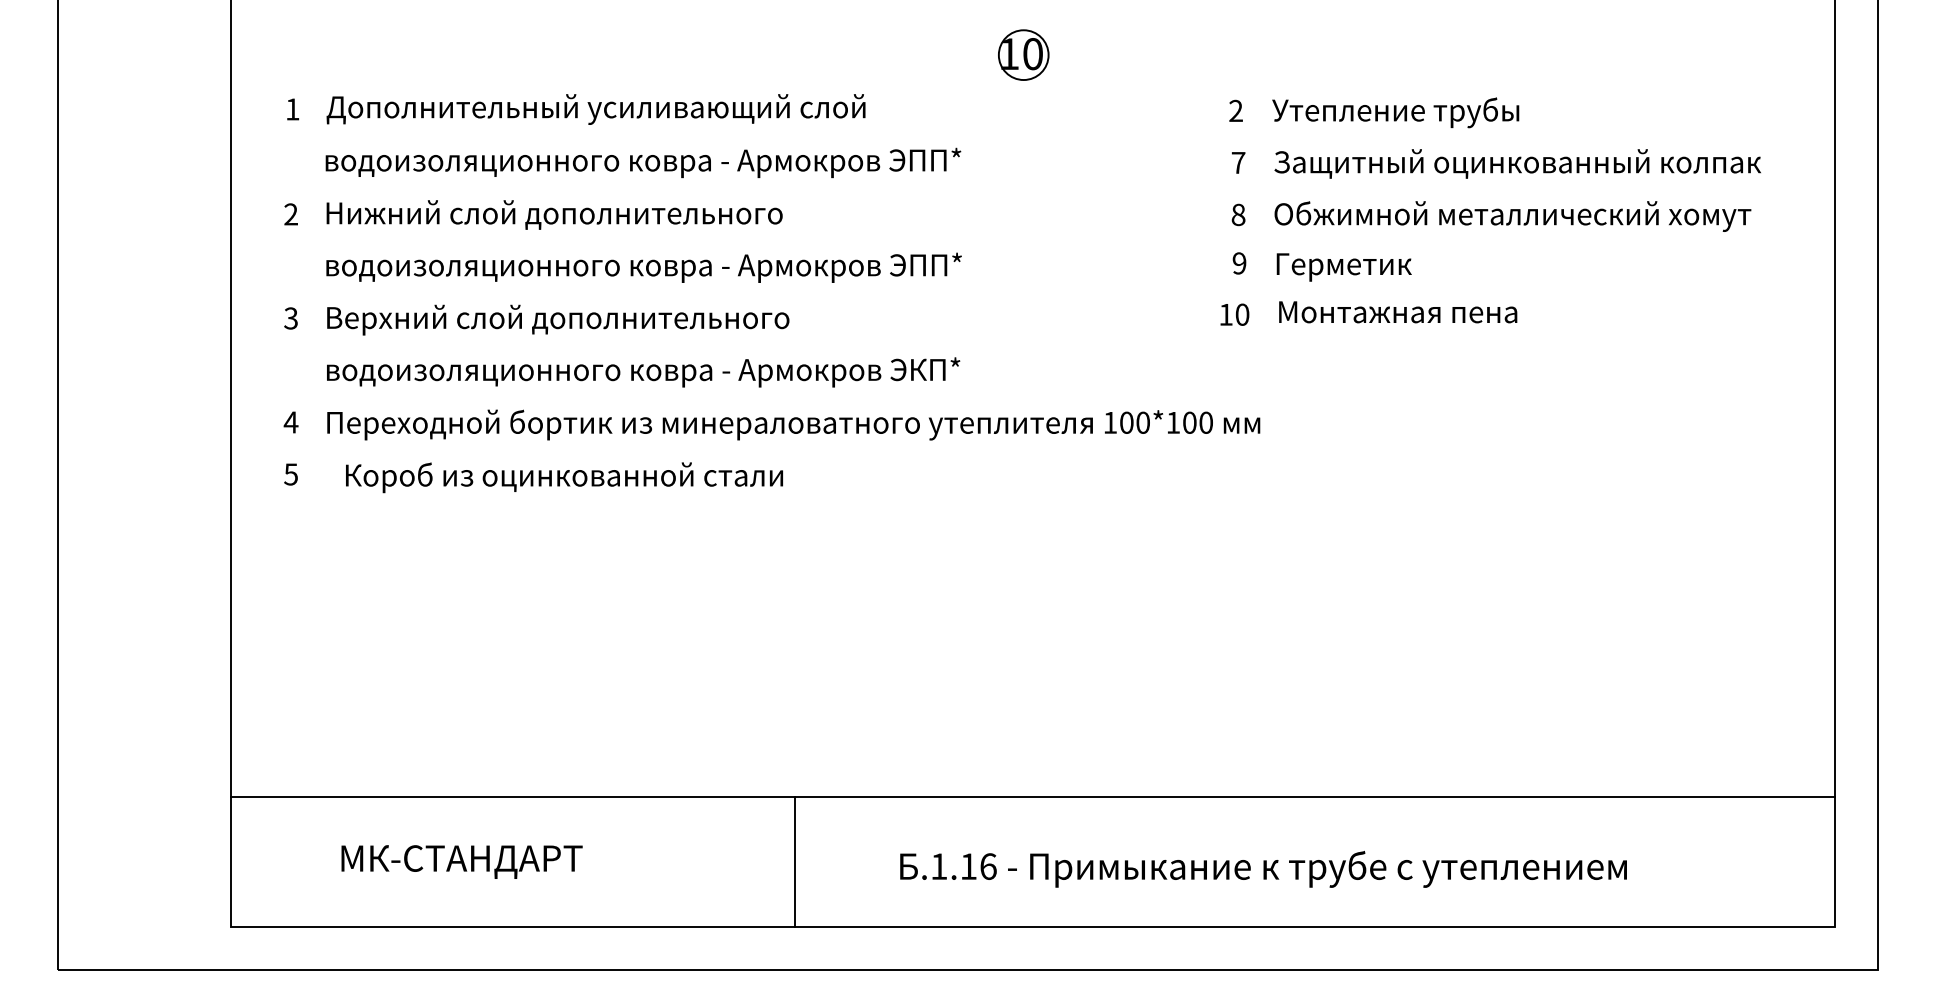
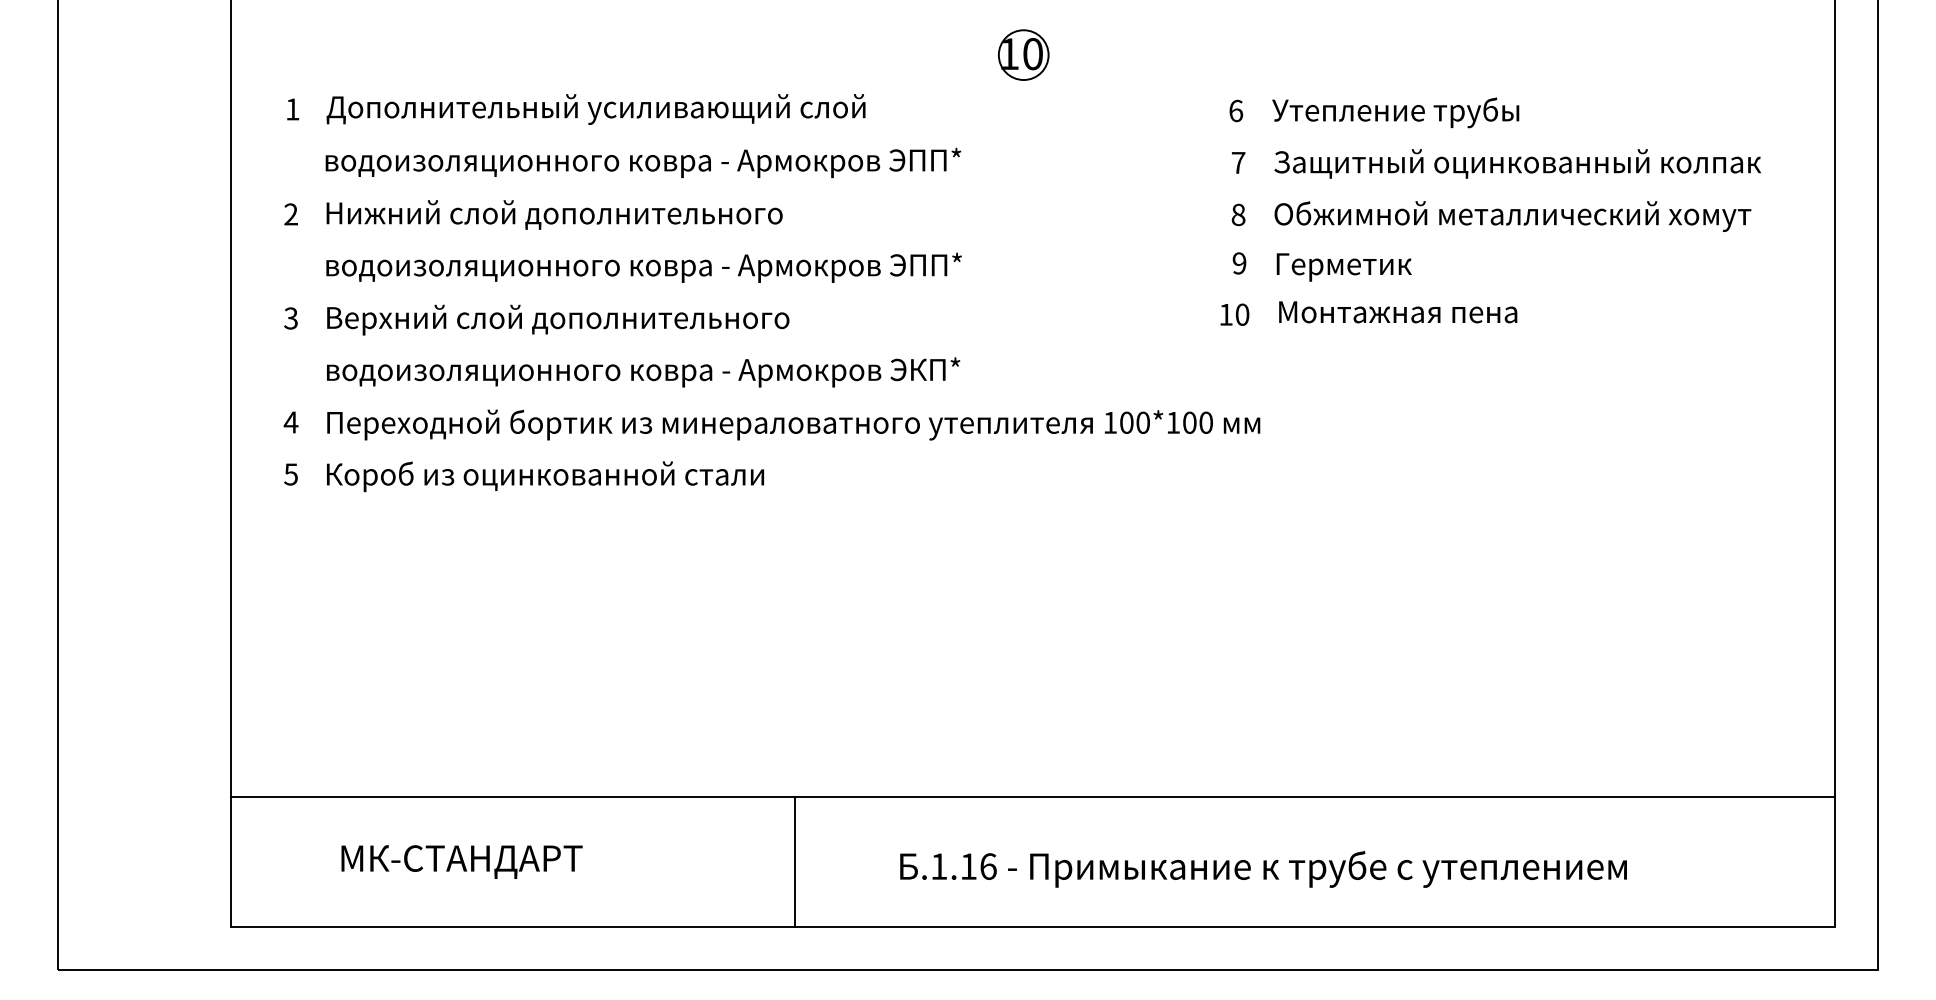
text: 2 -> 6 (1236, 110)
text position: (564, 477) -> (545, 476) (545, 476)
